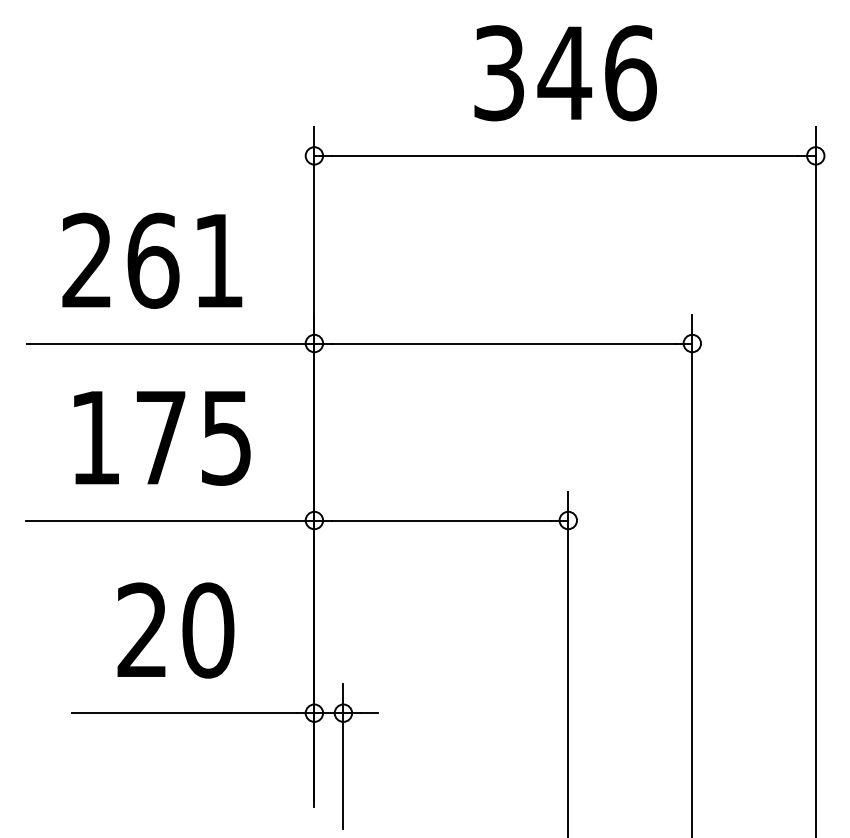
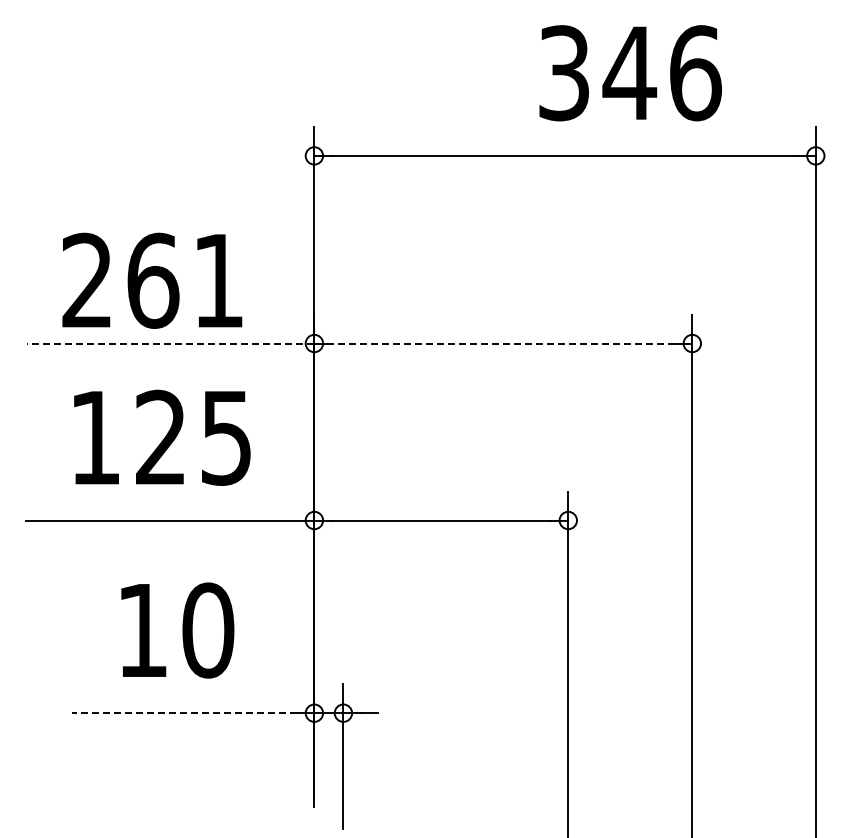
text position: (565, 73) -> (630, 73) (630, 73)
text position: (152, 260) -> (152, 280) (152, 280)
line: solid -> dashed (170, 343)
line: solid -> dashed (503, 343)
text: 175 -> 125 (160, 436)
text: 20 -> 10 (141, 629)
line: solid -> dashed (184, 713)
